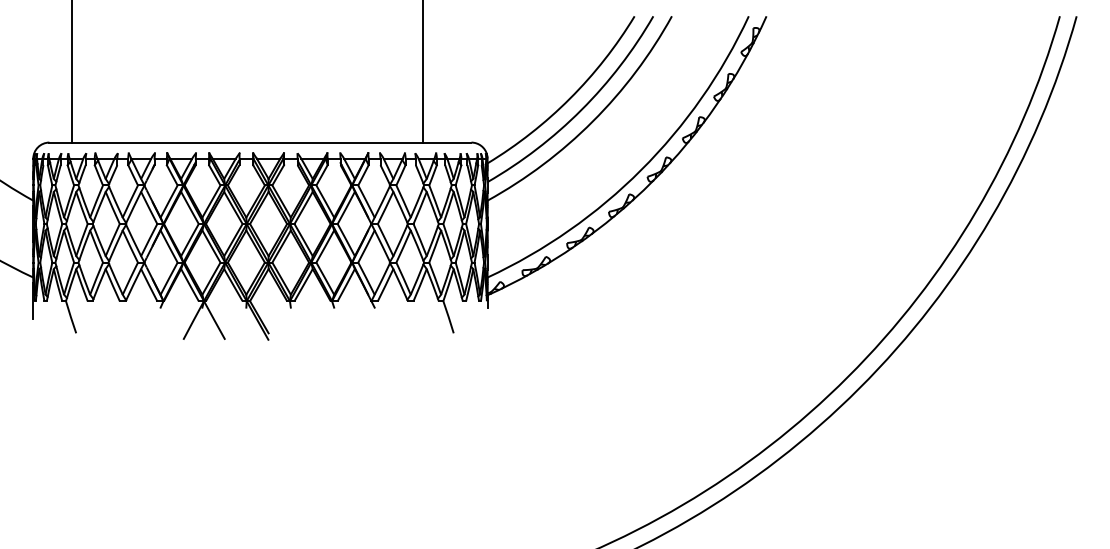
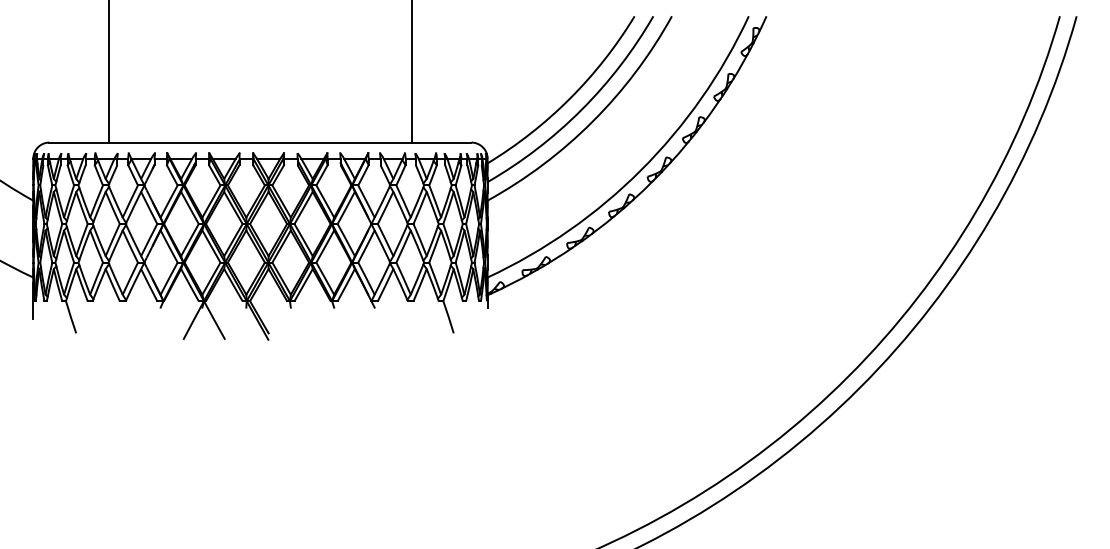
line position: (72, 72) -> (109, 72) (109, 72)
line position: (422, 72) -> (411, 72) (411, 72)
